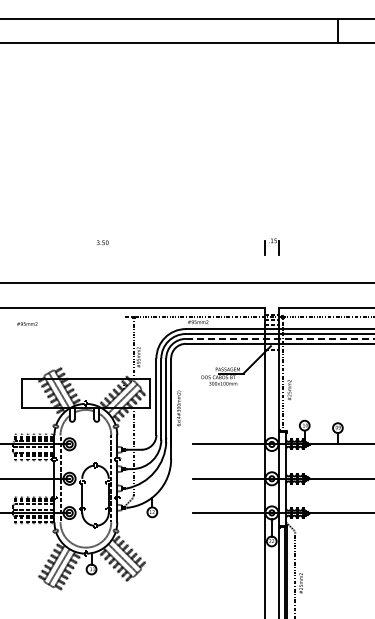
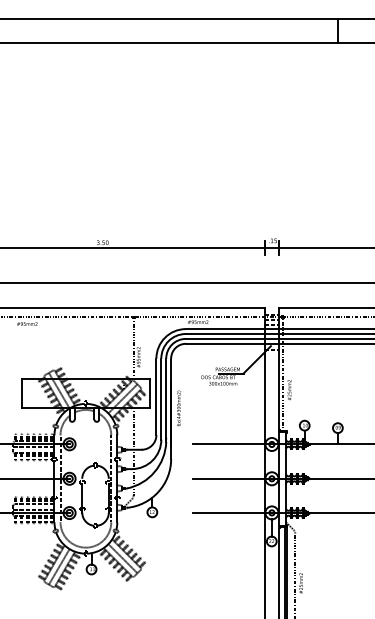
line: none -> present (186, 248)
line: none -> present (62, 317)
line: dashed -> solid (280, 338)
